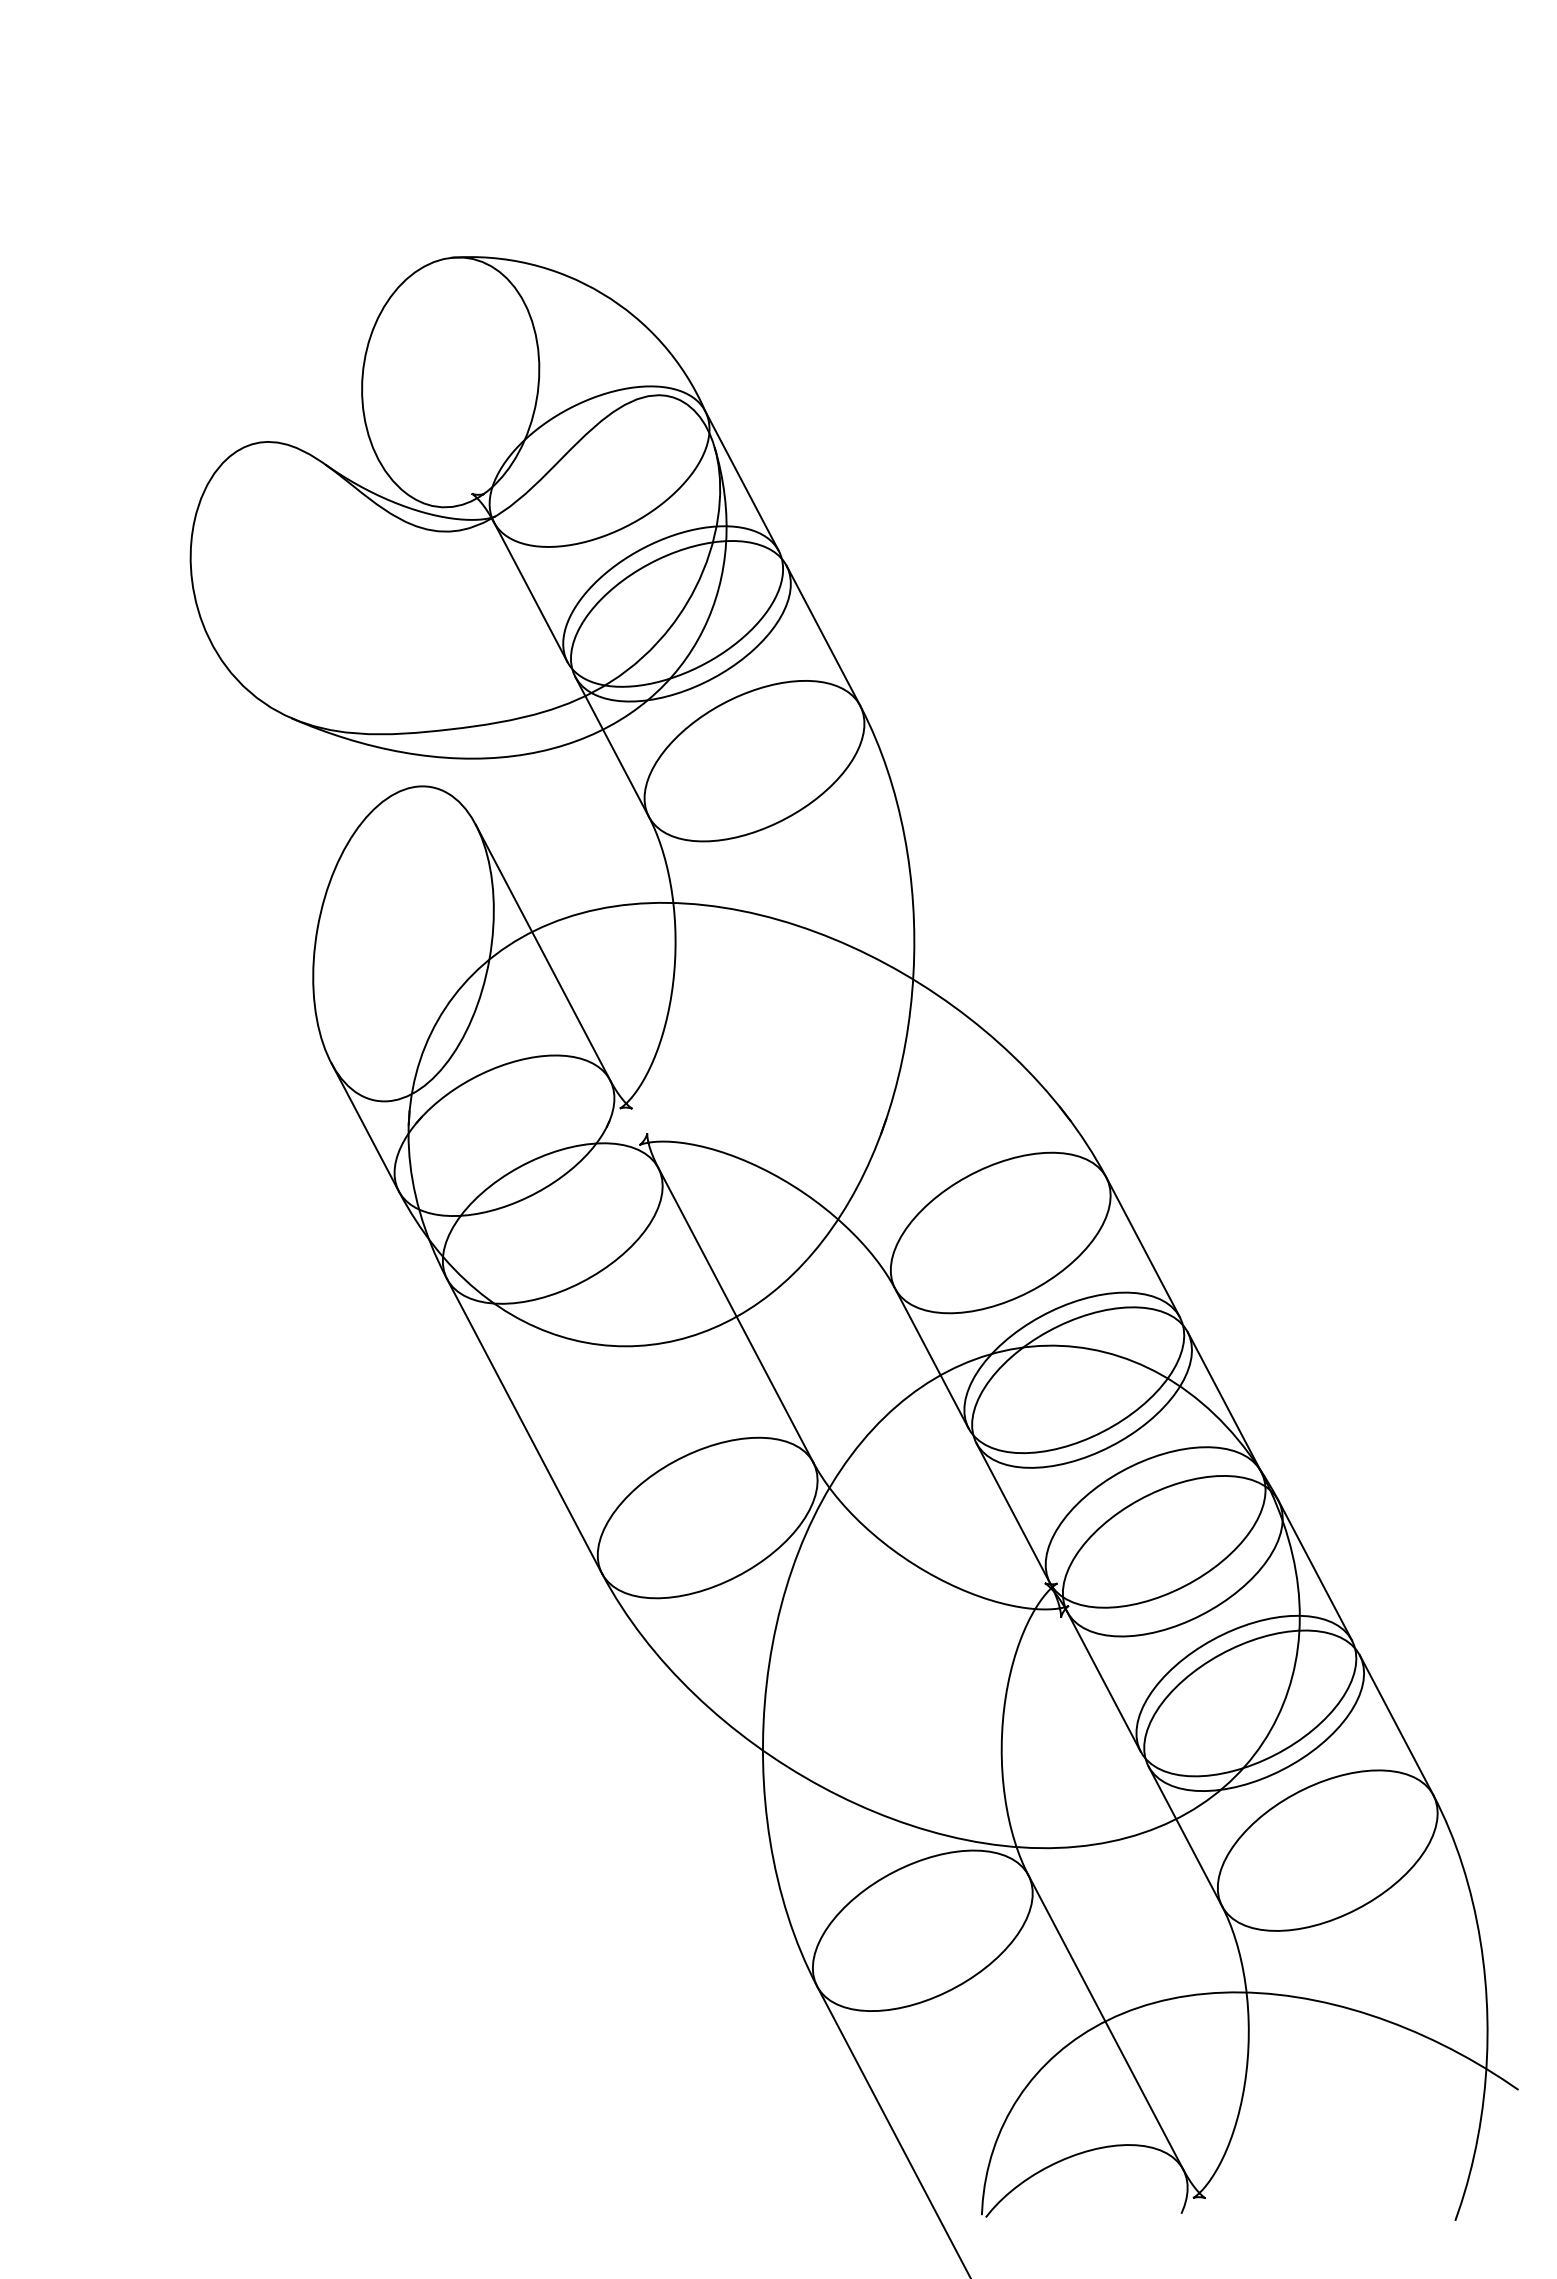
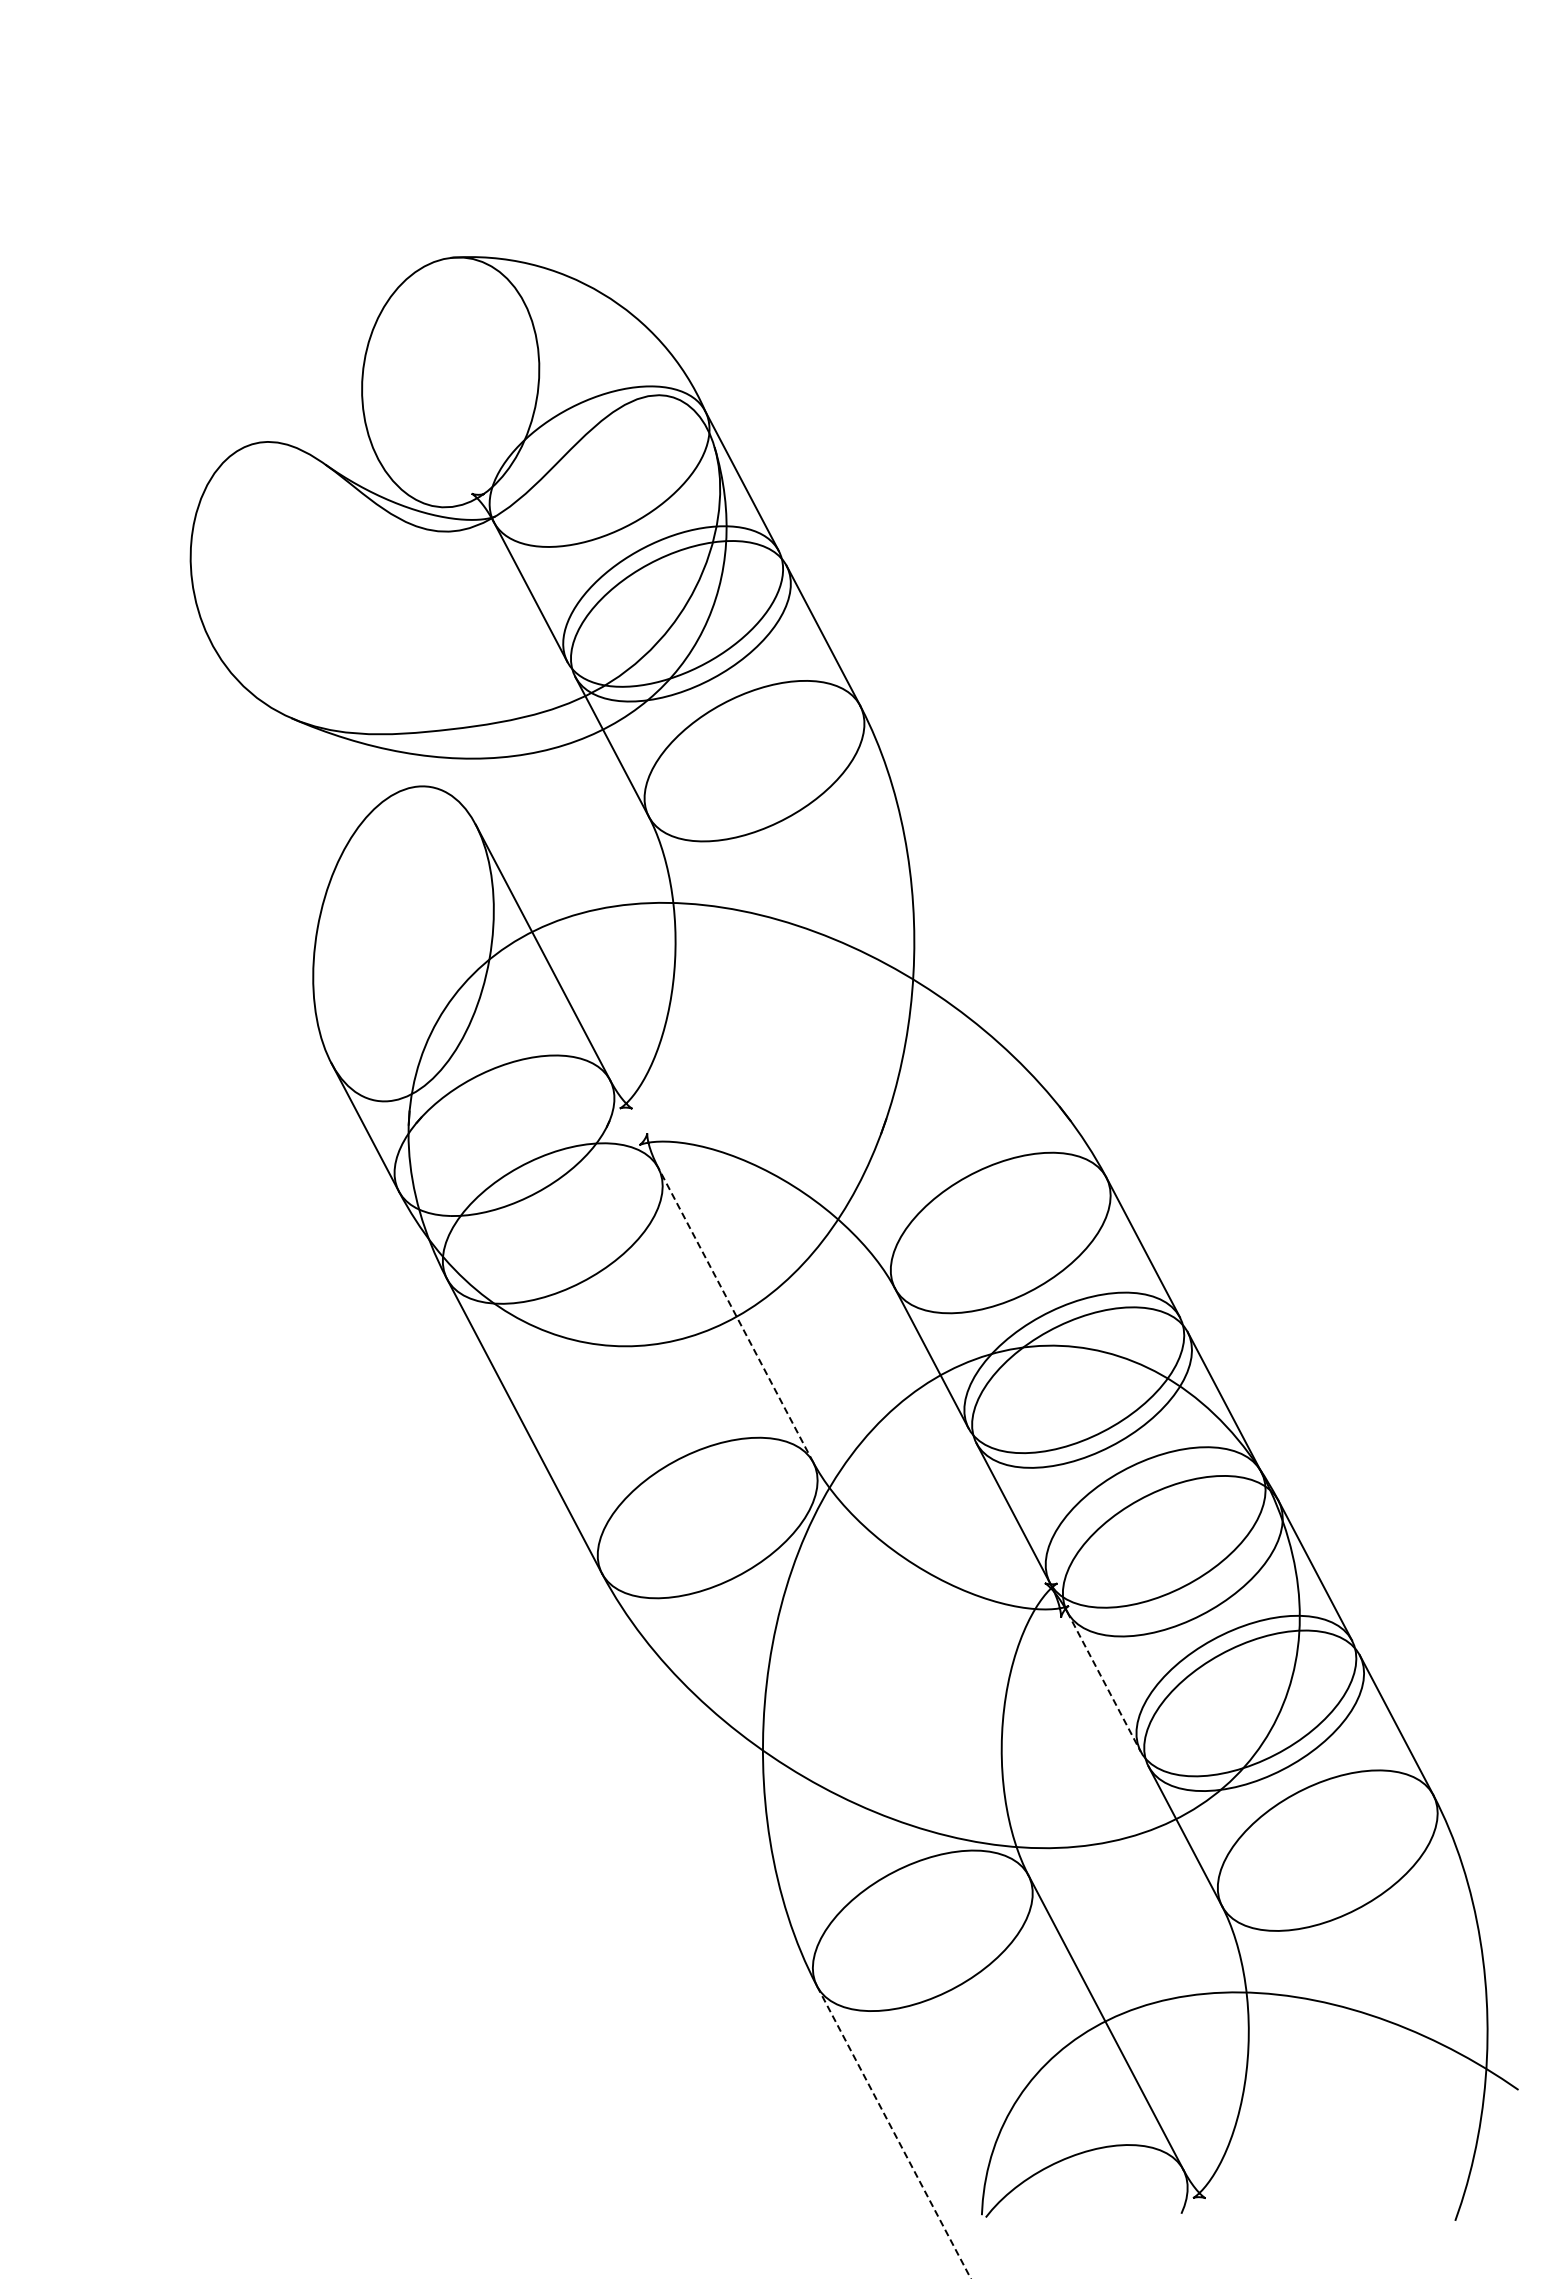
line: solid -> dashed (735, 1314)
line: solid -> dashed (1104, 1682)
line: solid -> dashed (893, 2132)
